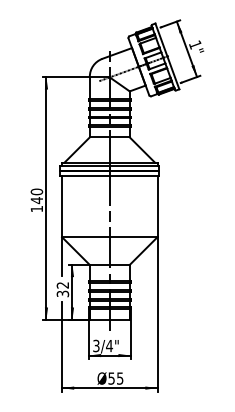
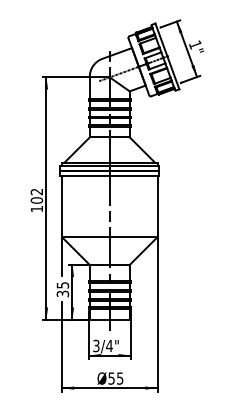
text: 140 -> 102 (36, 196)
text: 32 -> 35 (62, 285)
